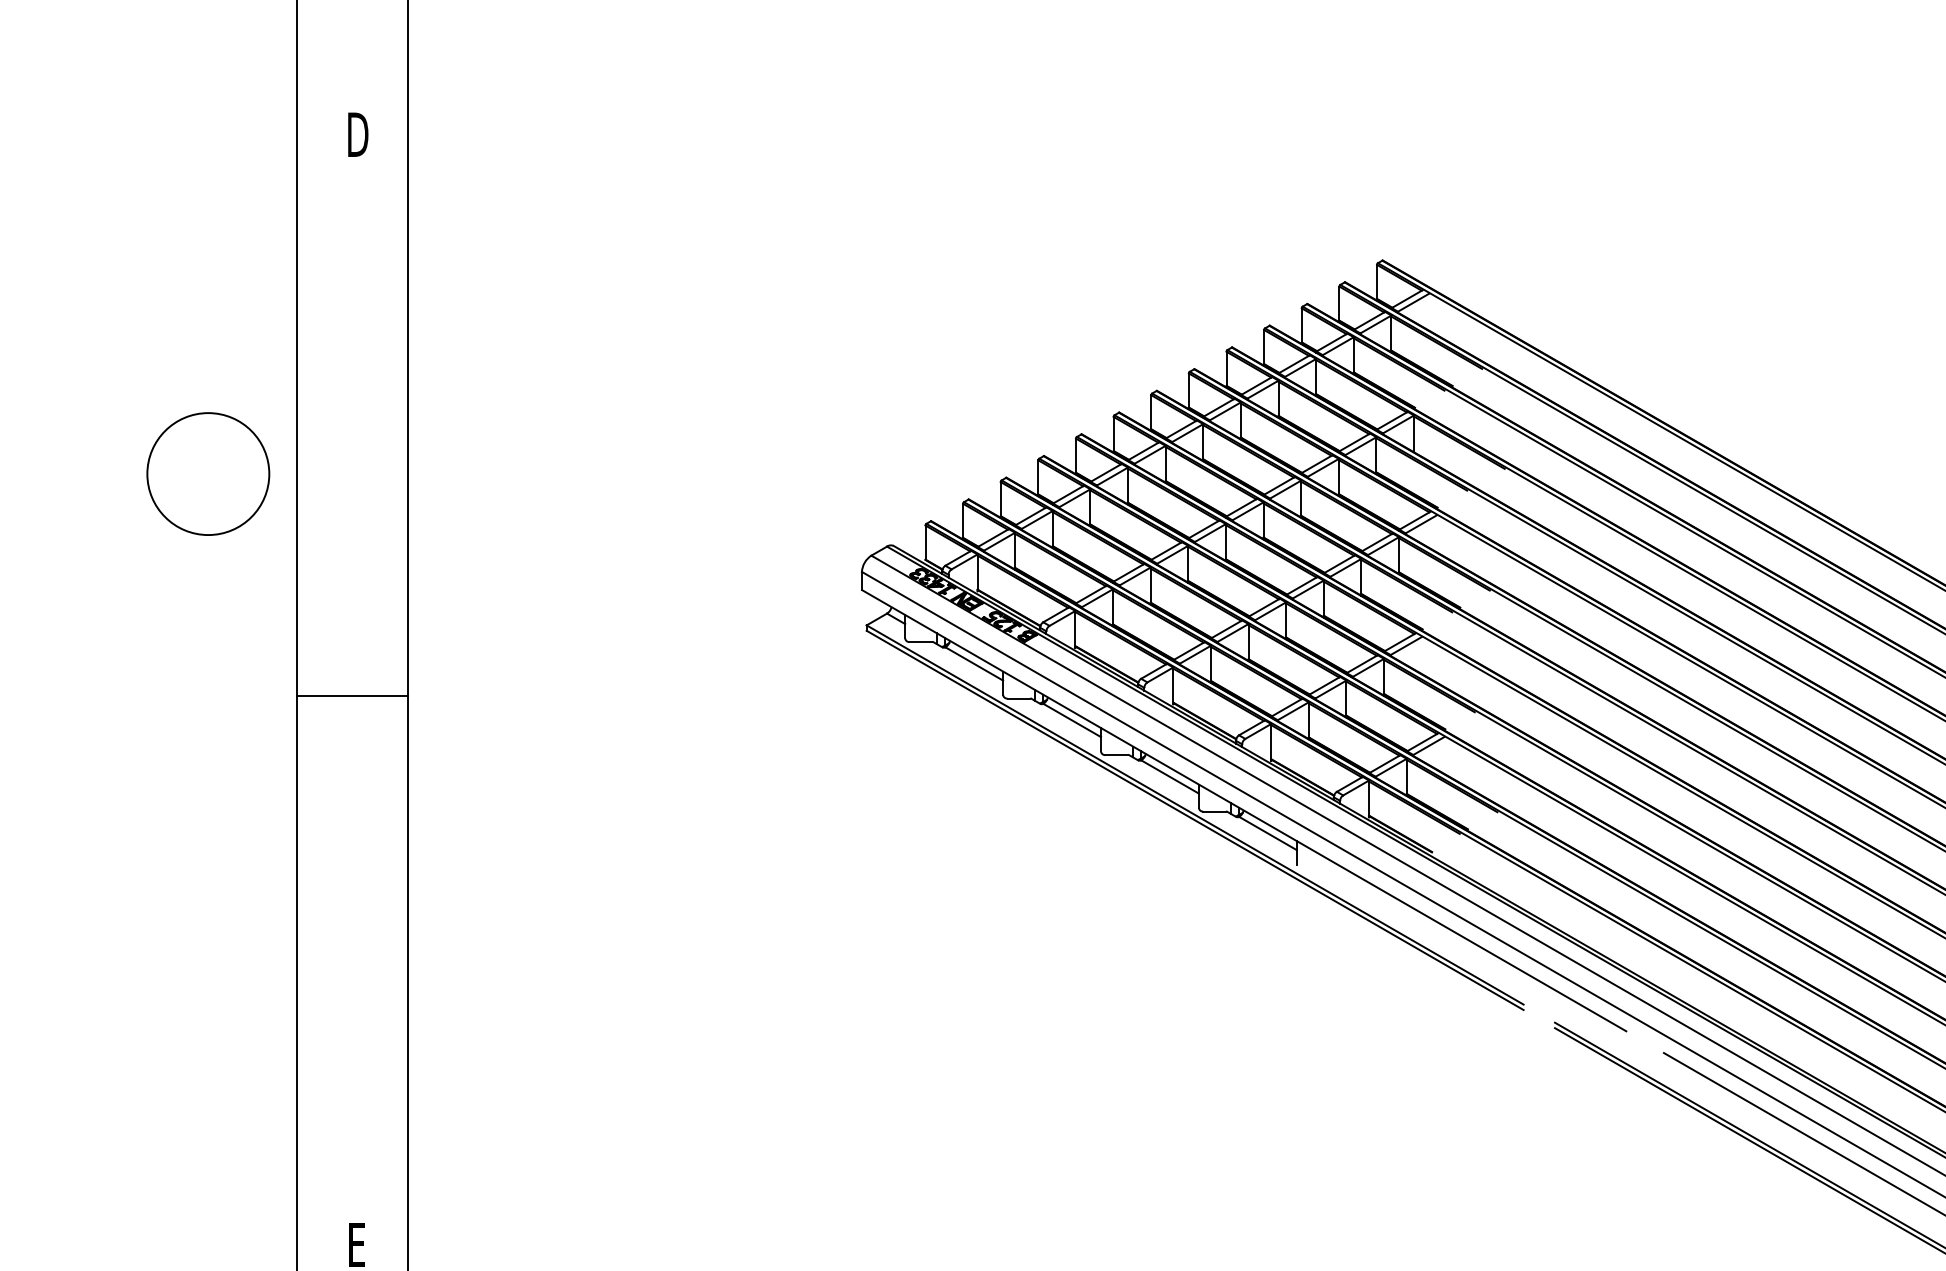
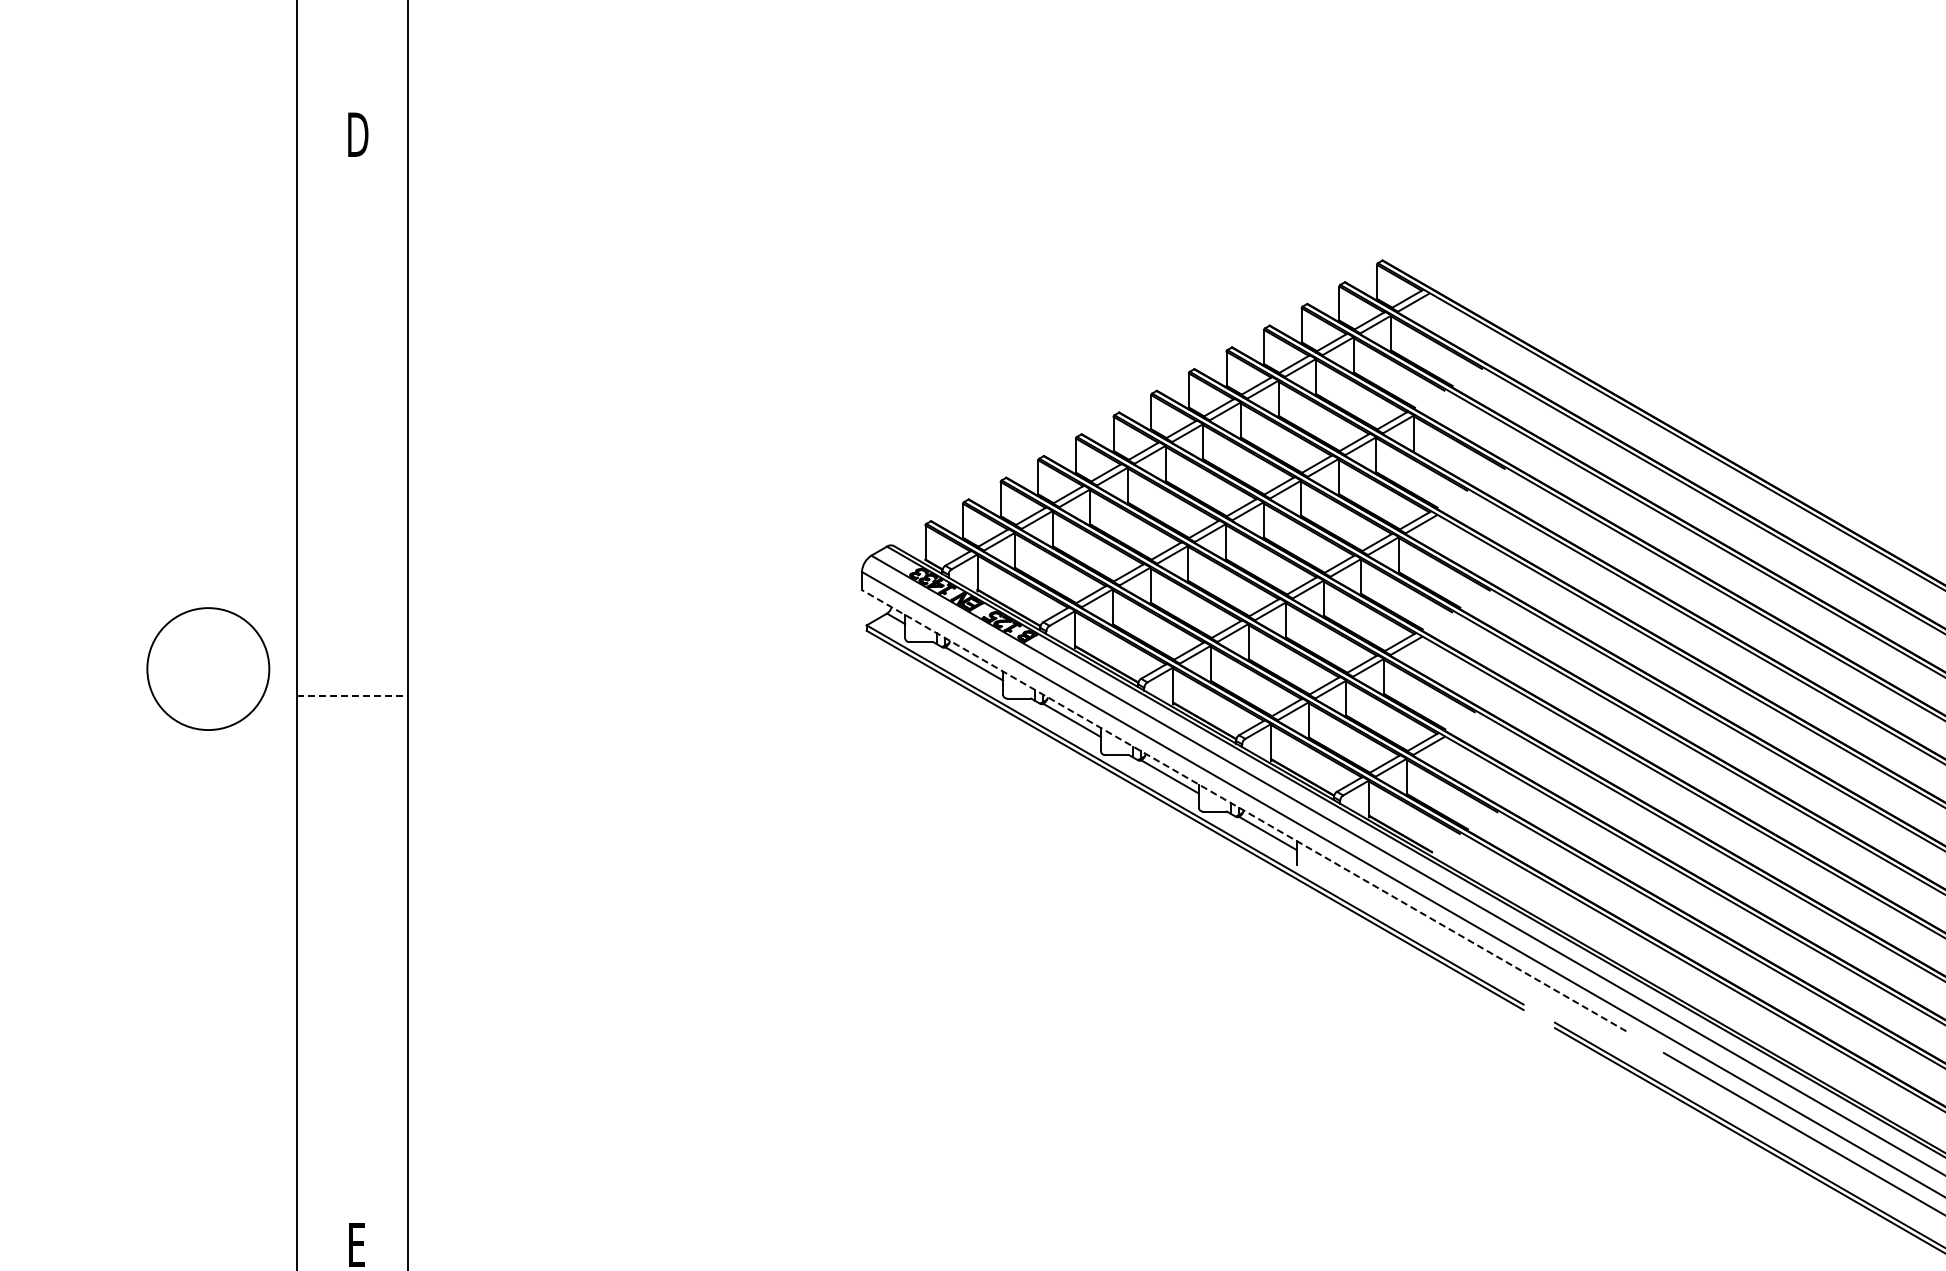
circle position: (208, 473) -> (208, 668) (208, 668)
line: solid -> dashed (352, 695)
line: solid -> dashed (1243, 810)
